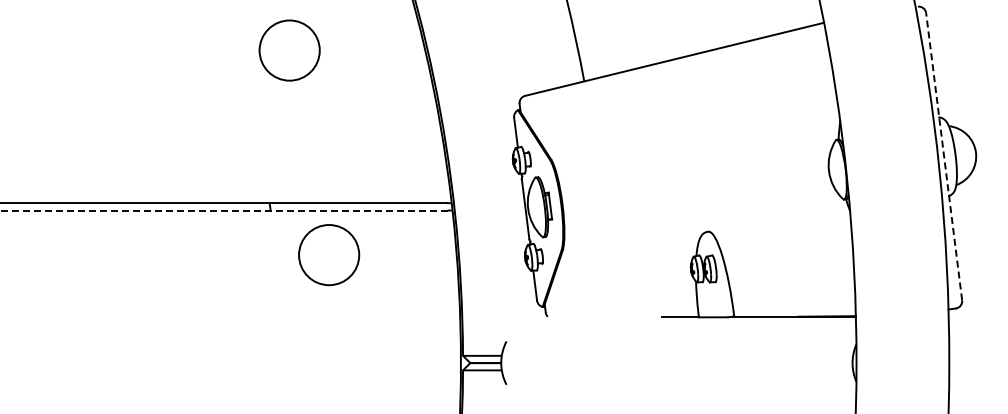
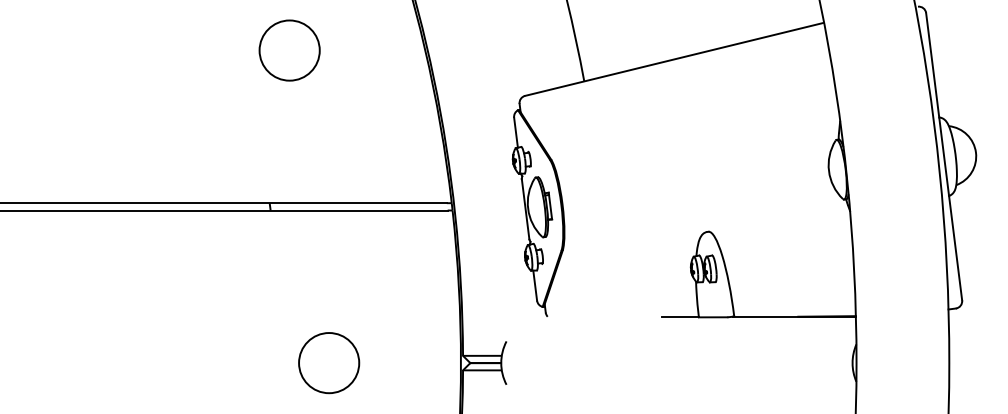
line: dashed -> solid (944, 156)
line: dashed -> solid (223, 210)
circle position: (329, 255) -> (329, 363) (329, 363)
